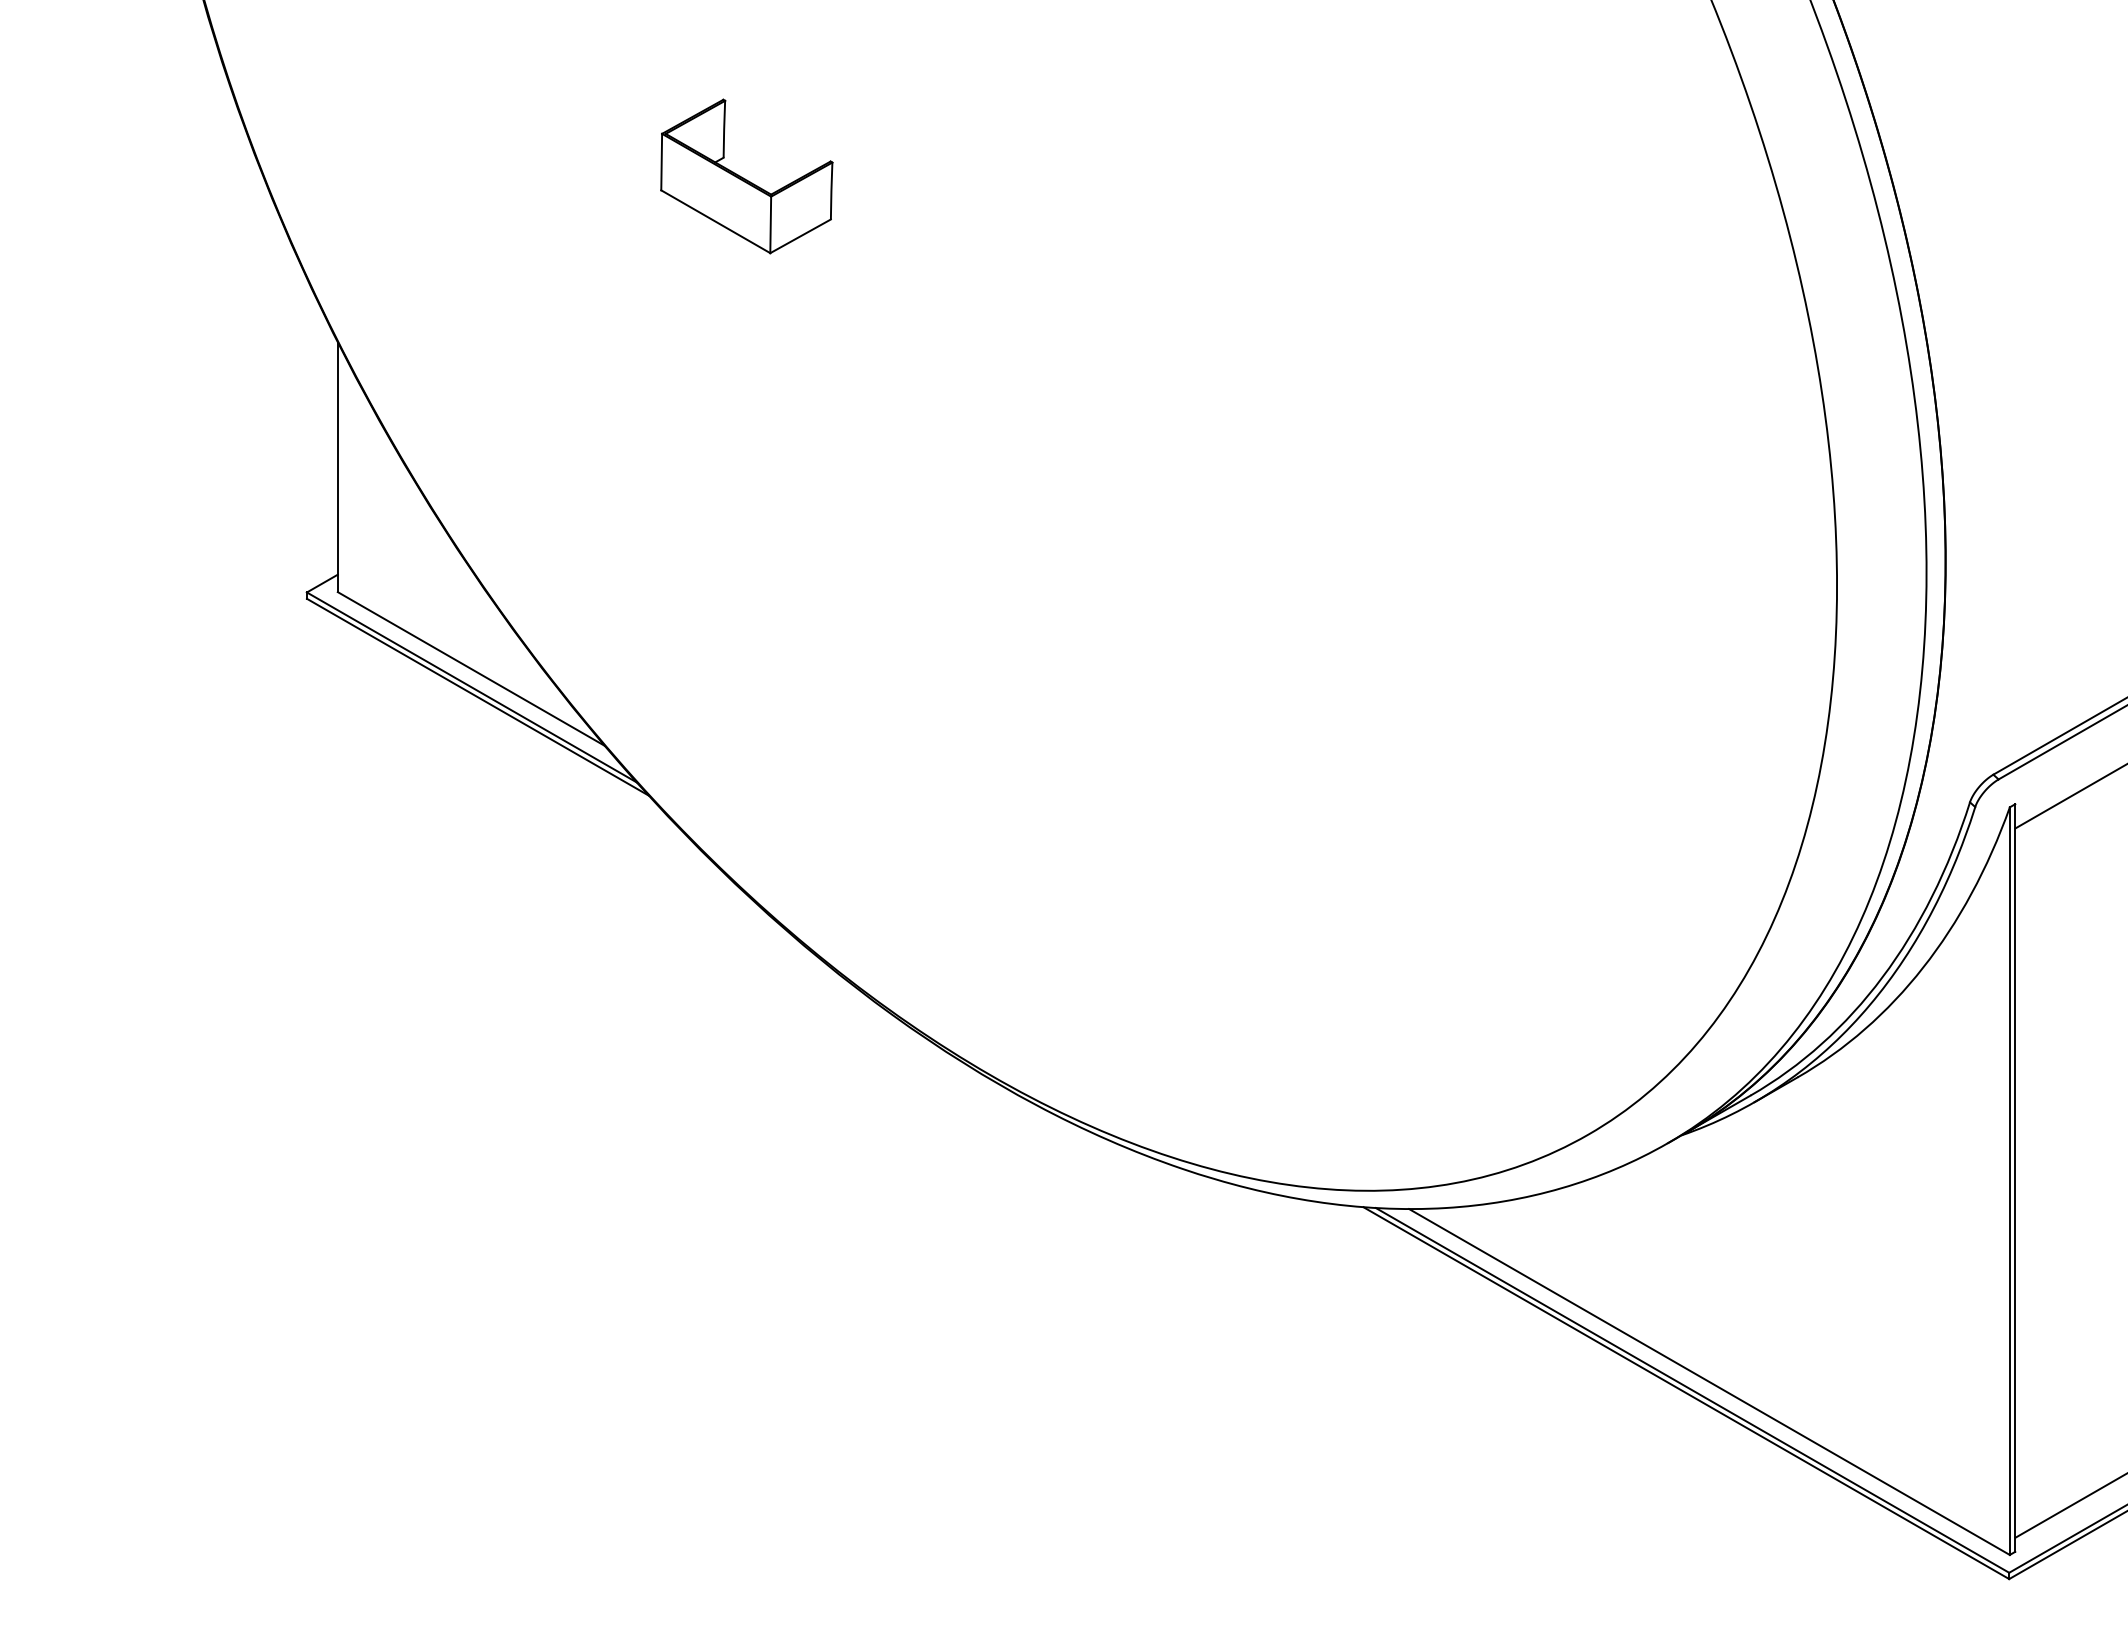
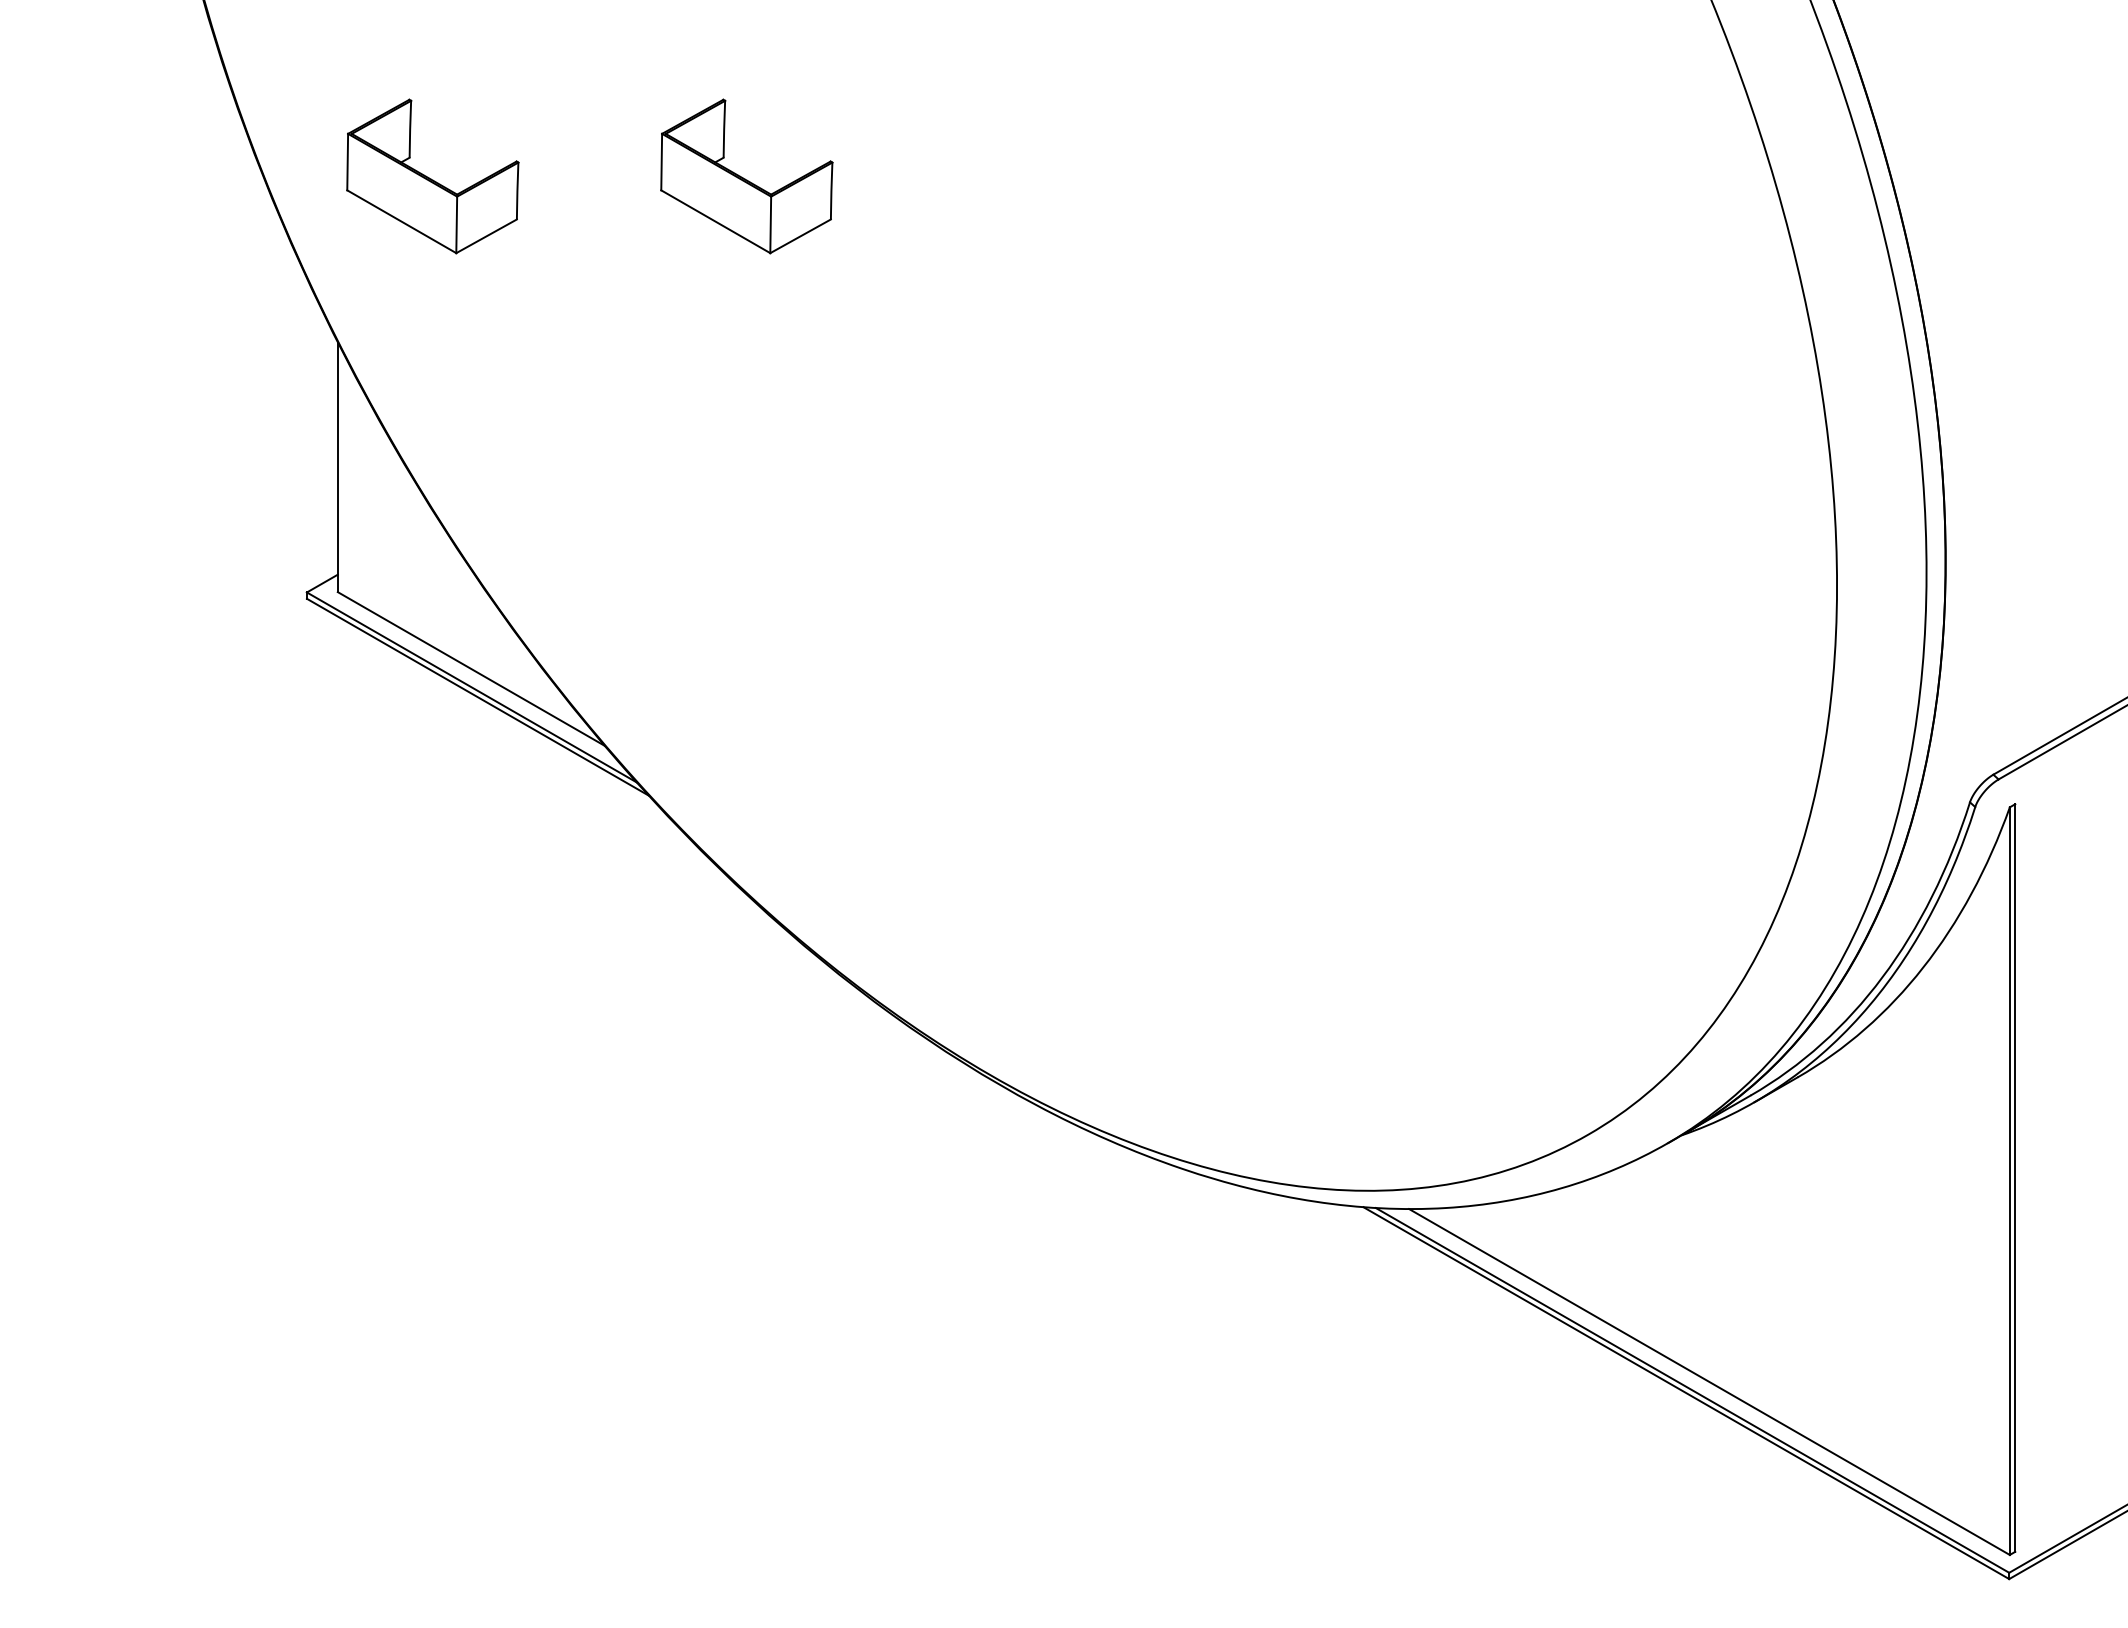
part: none -> present (432, 176)
line: present -> none (2069, 796)
line: present -> none (2069, 1505)
